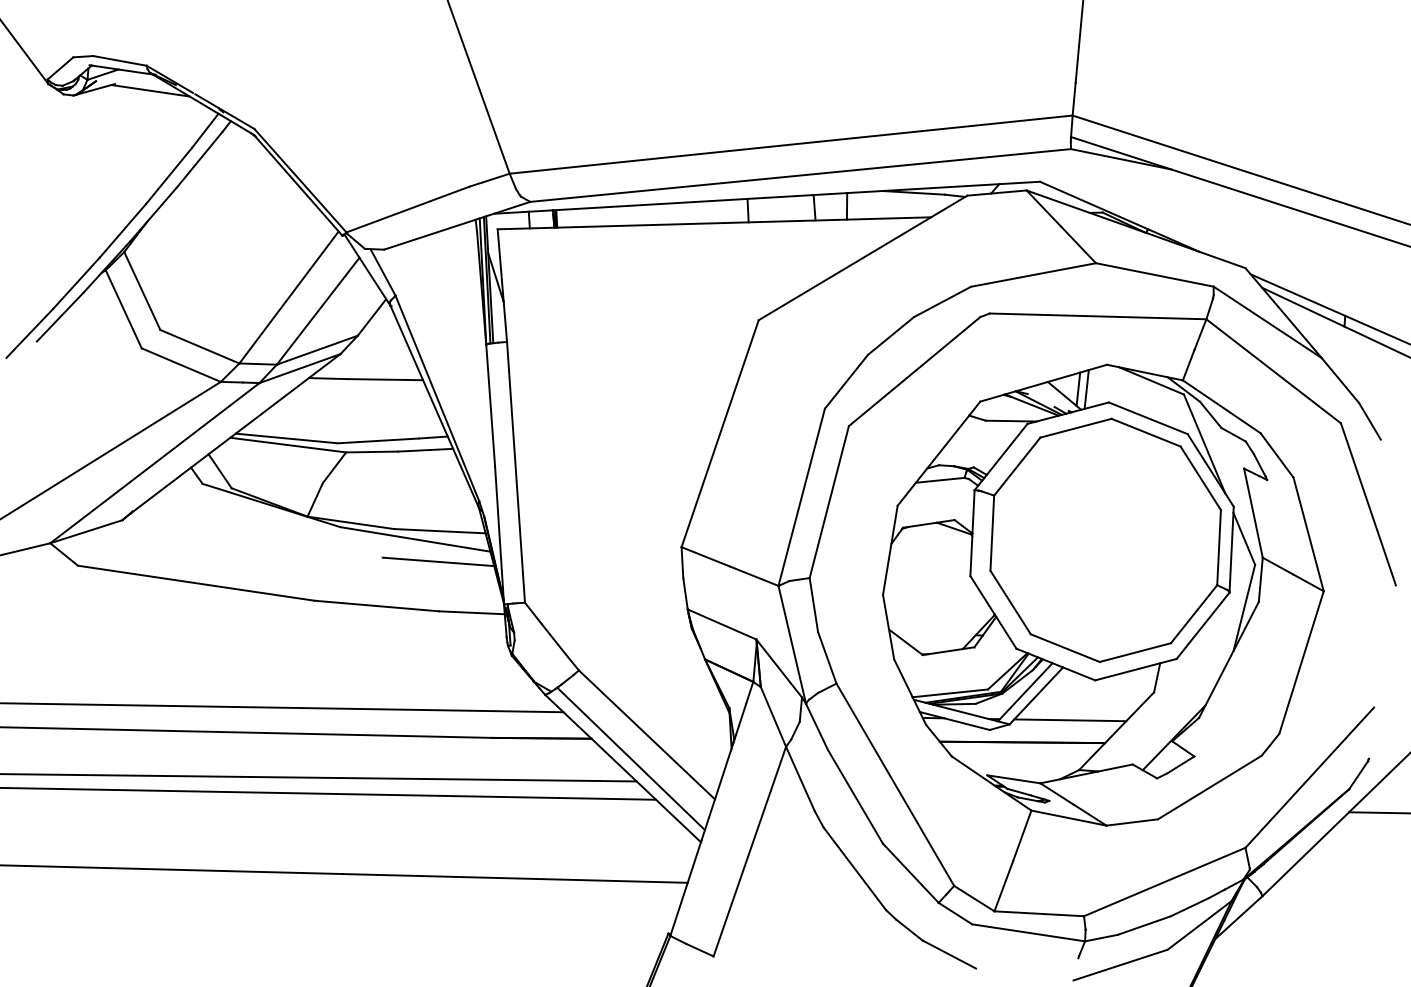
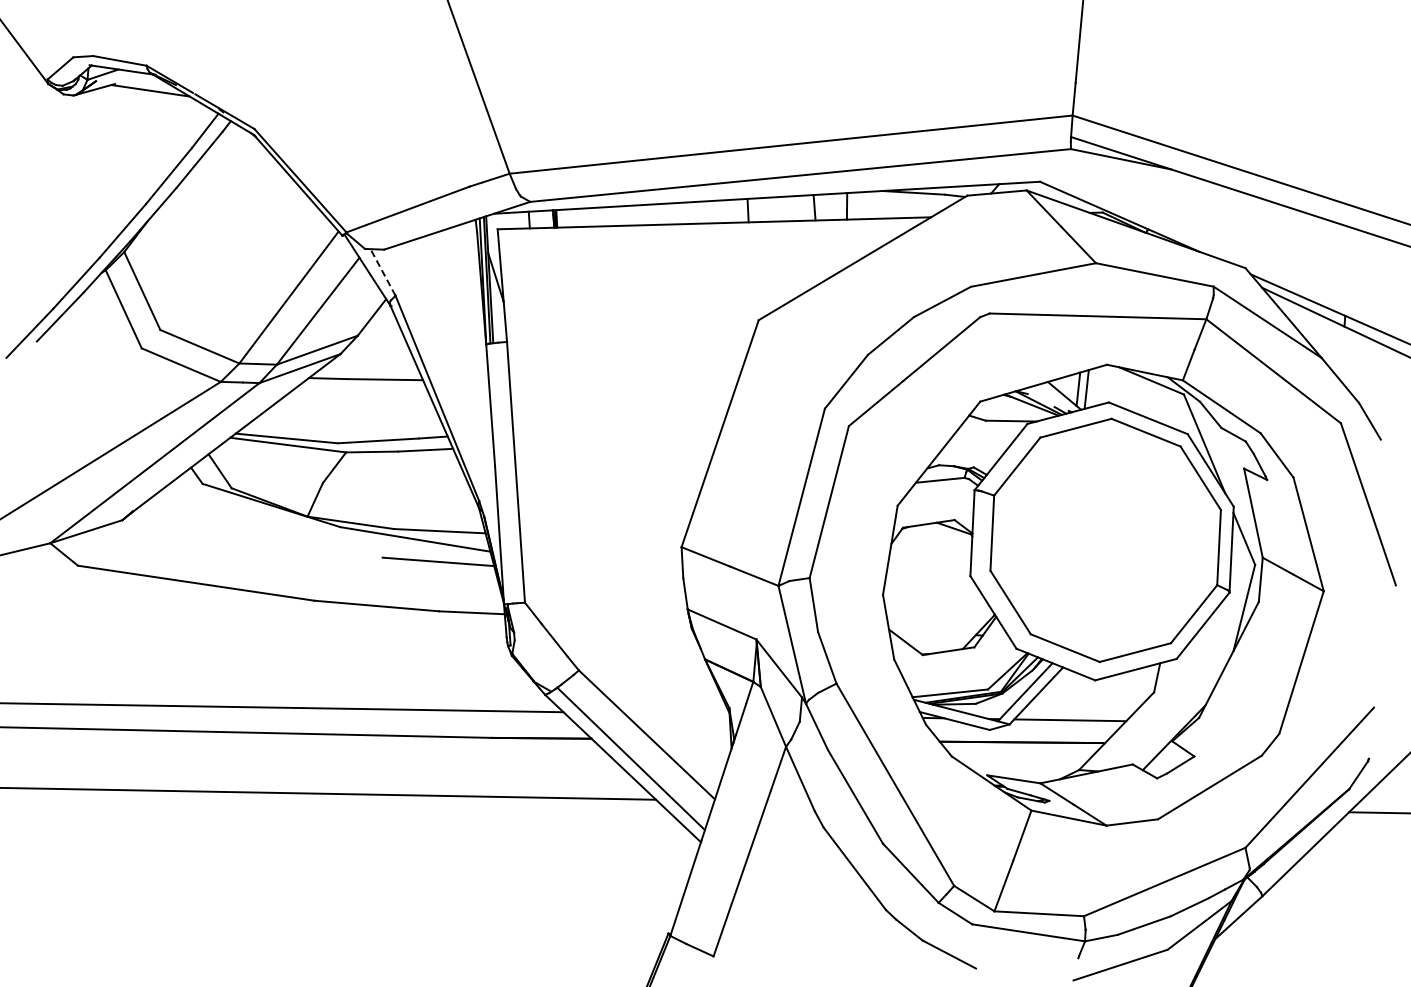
line: solid -> dashed (382, 272)
line: present -> none (319, 777)
line: present -> none (344, 873)
